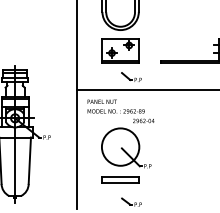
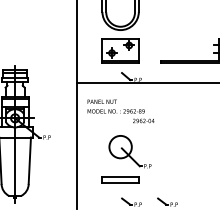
line position: (146, 89) -> (146, 82) (146, 82)
circle diameter: 37 px -> 22 px (120, 146)
part: none -> present (167, 201)
